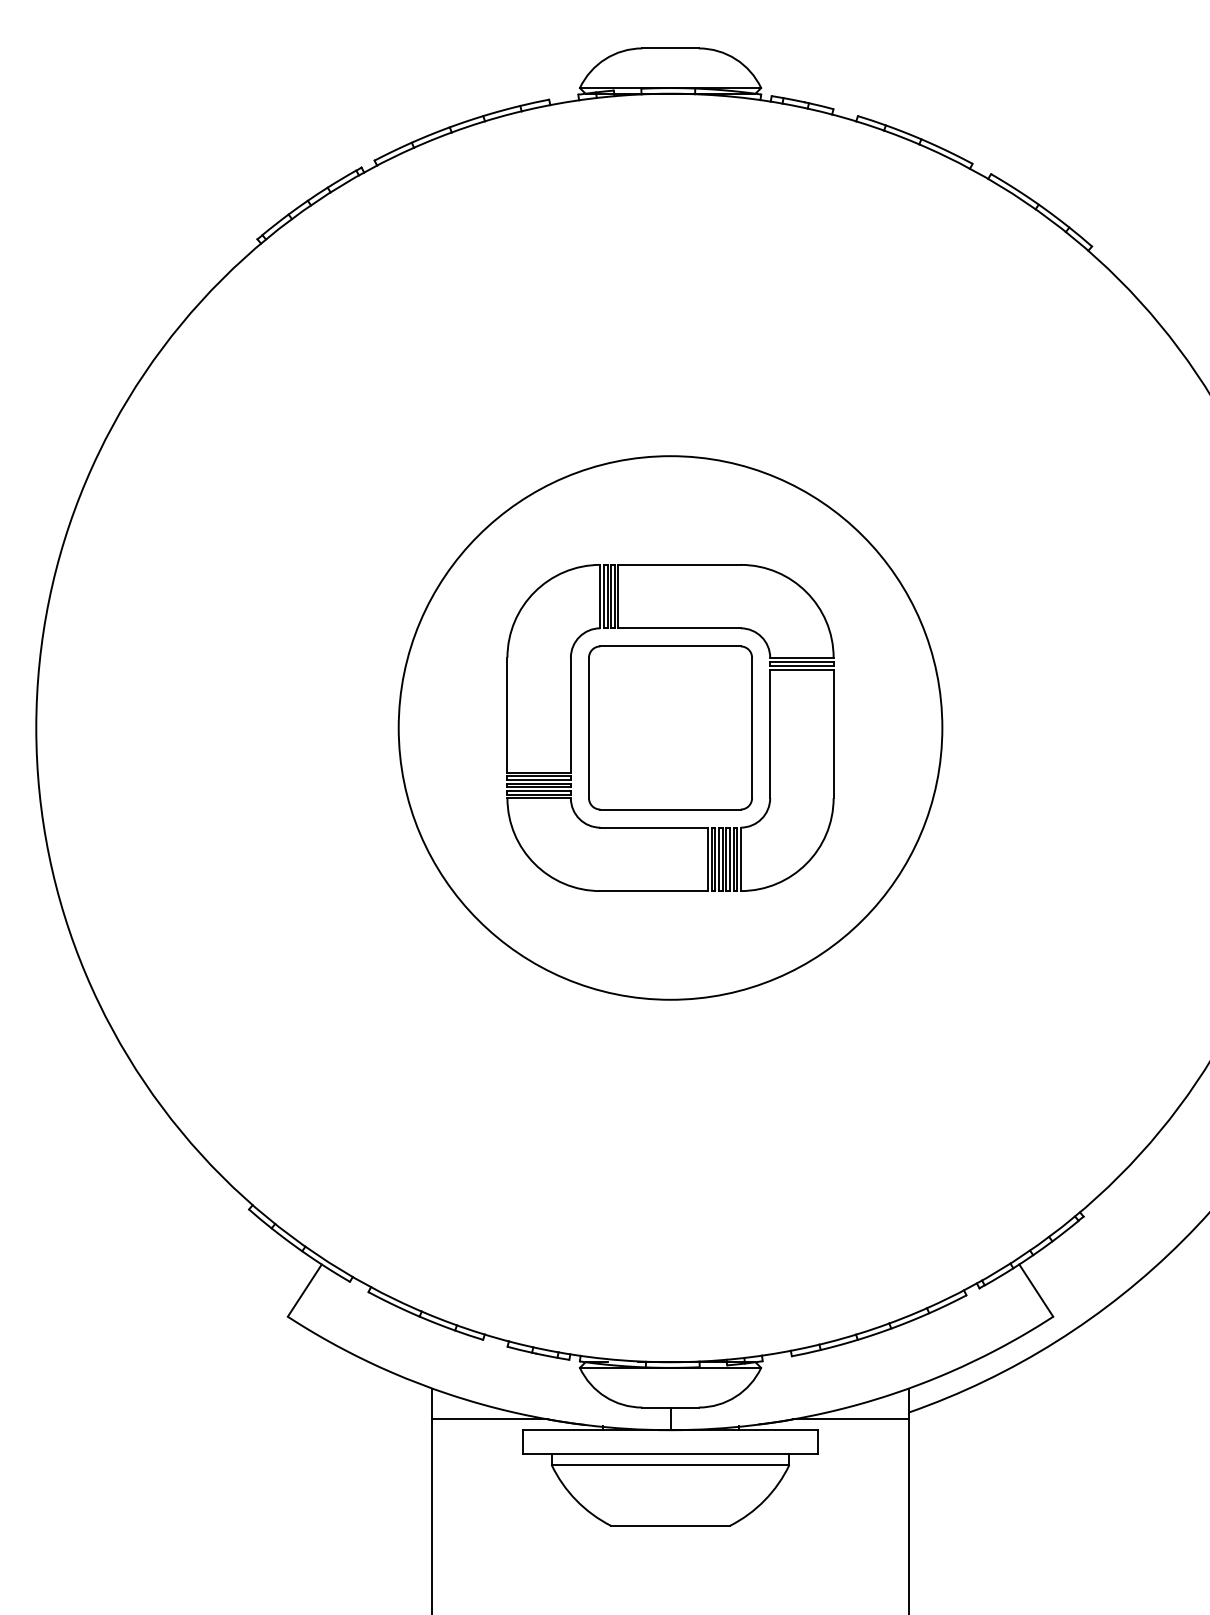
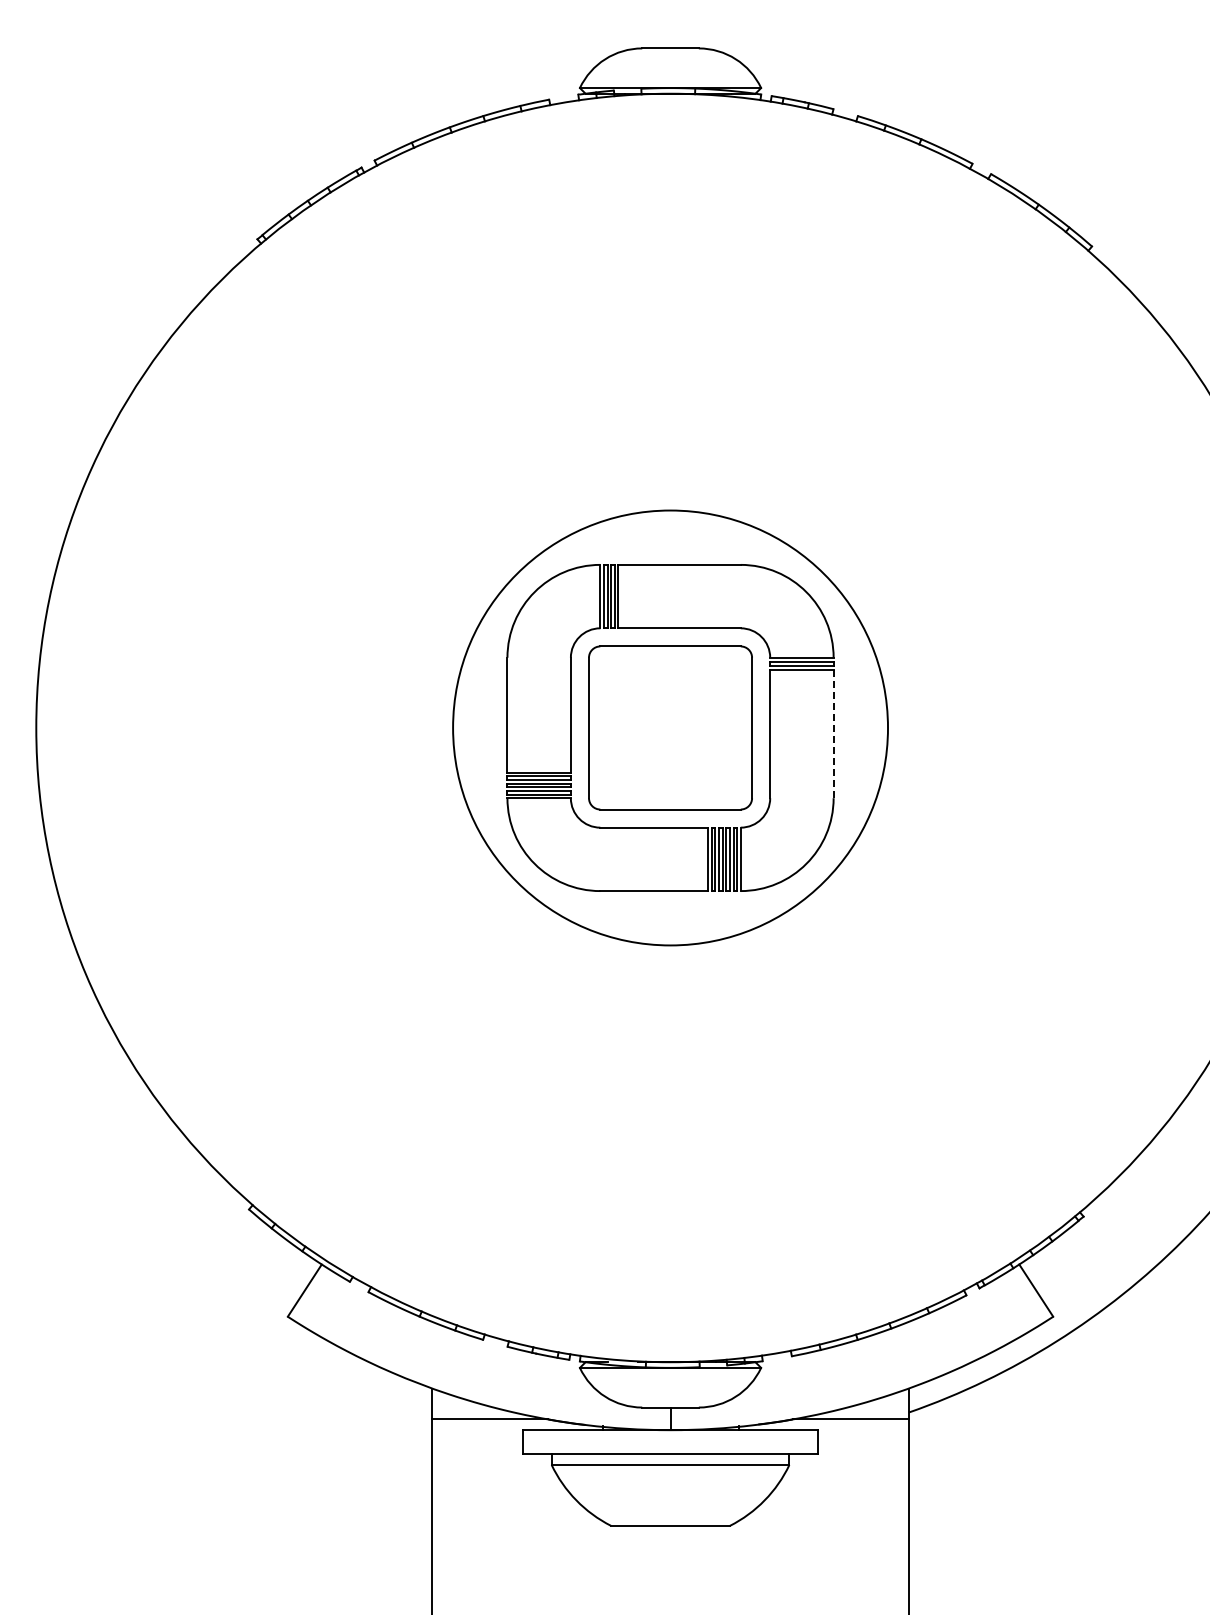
circle diameter: 544 px -> 435 px (670, 727)
line: solid -> dashed (833, 733)
